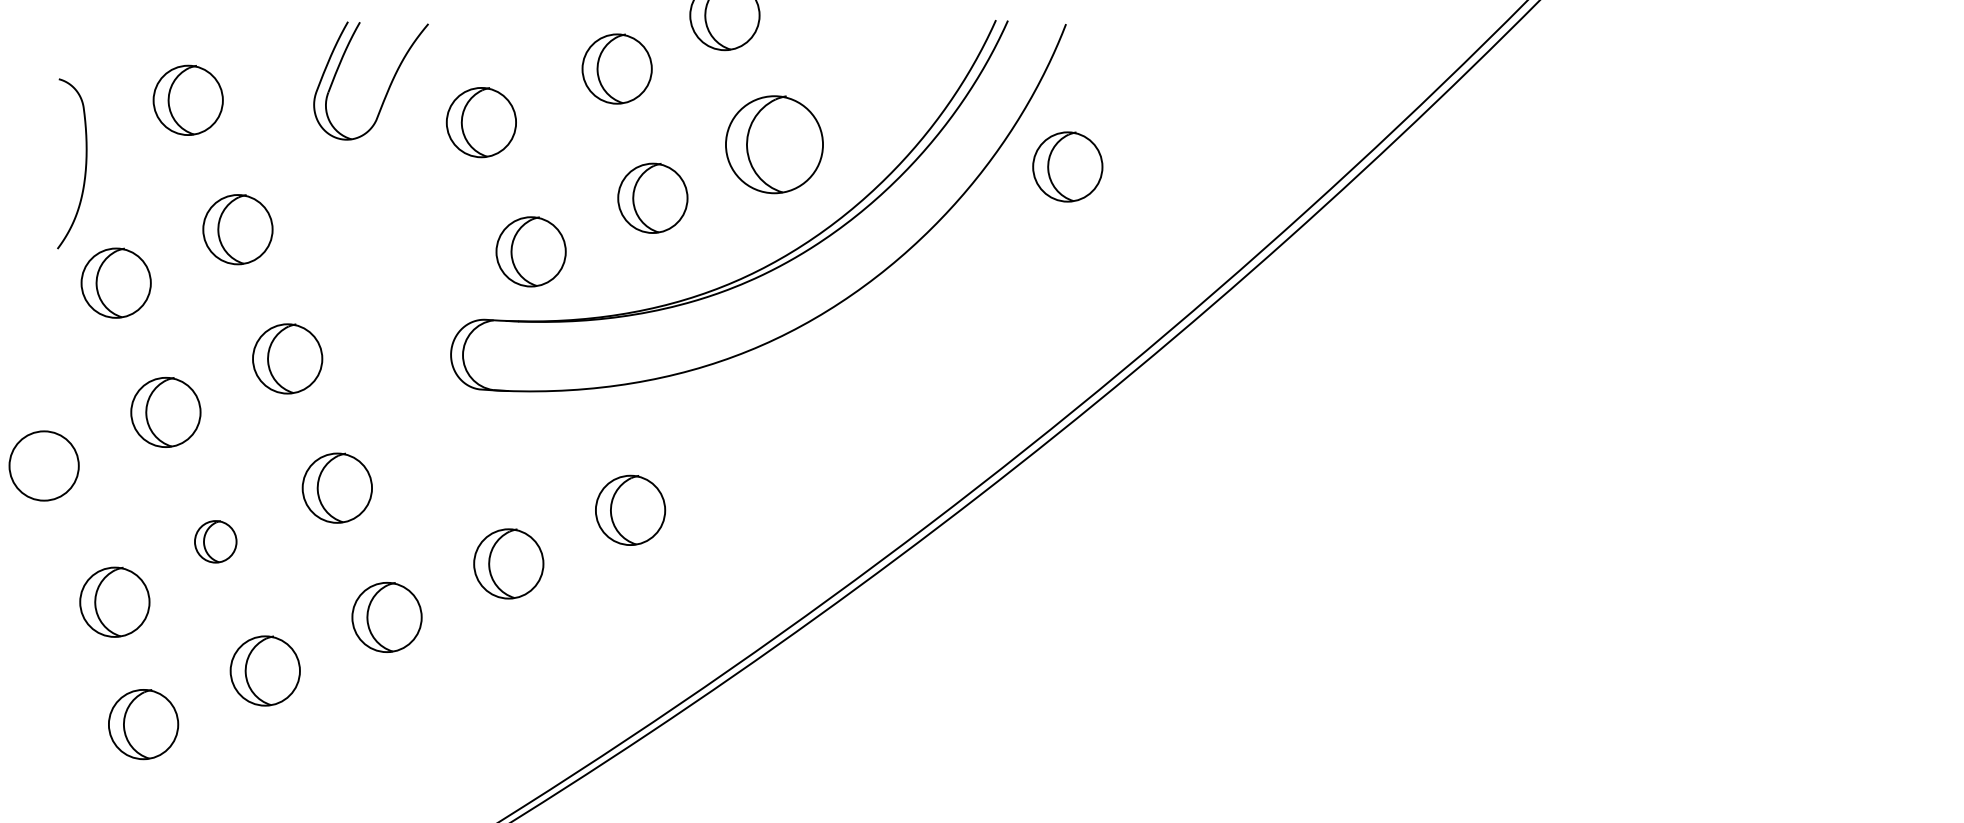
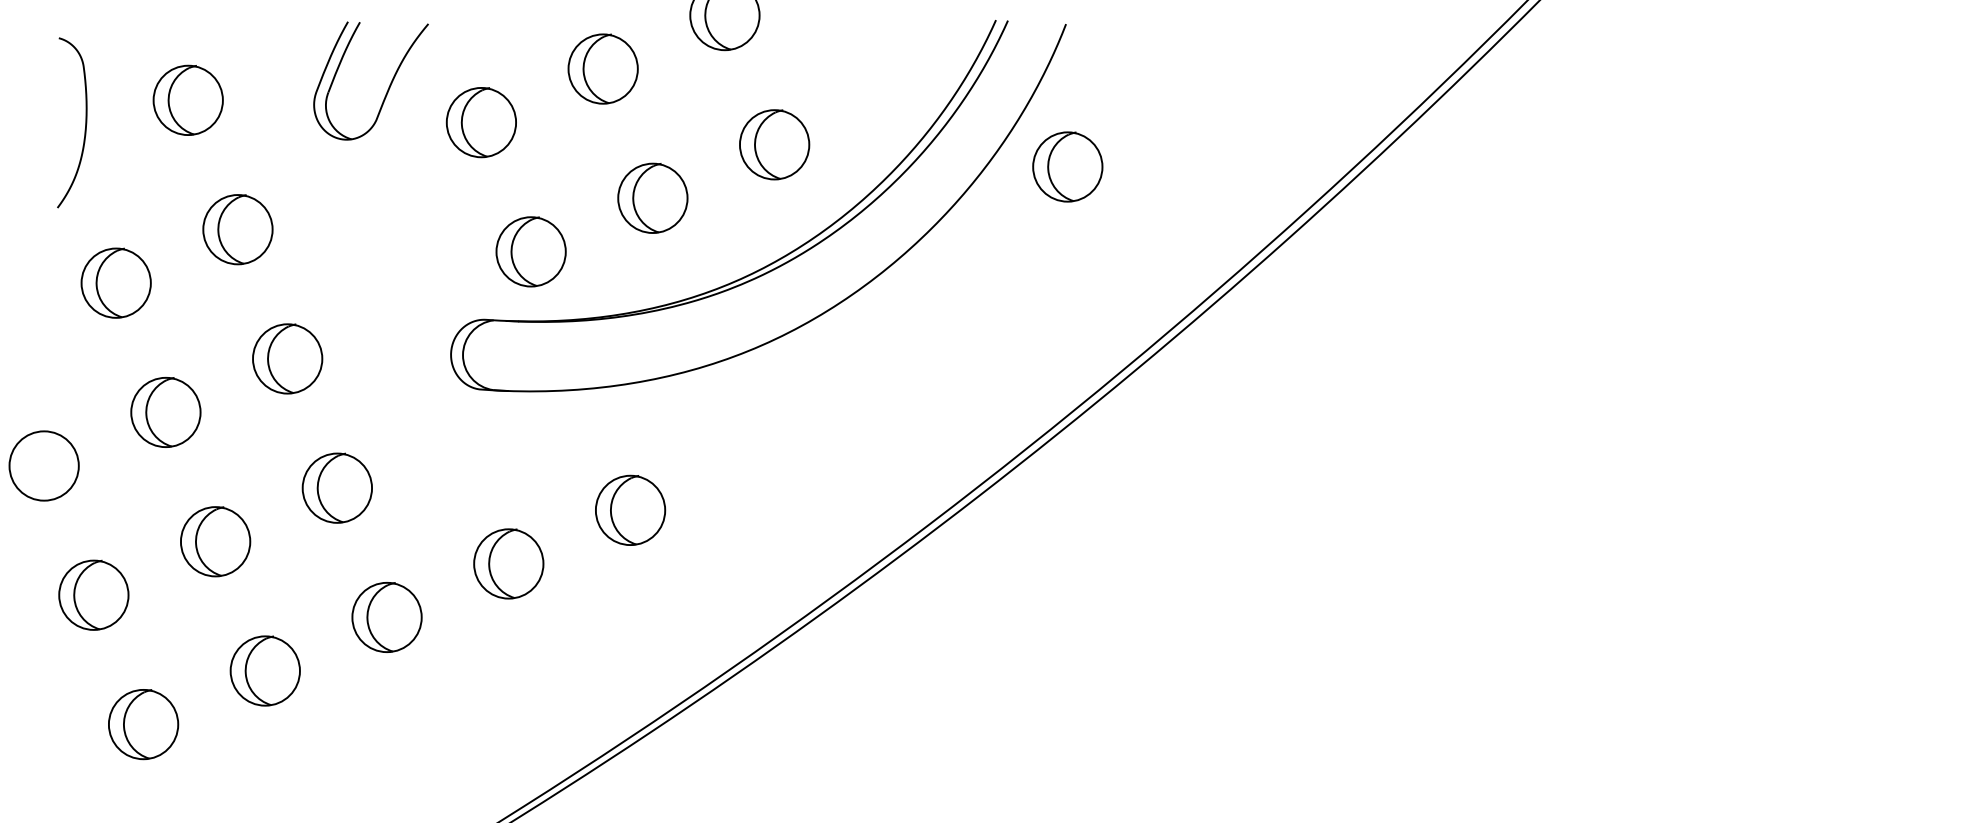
part position: (616, 68) -> (602, 68) (602, 68)
part size: 99x100 px -> 72x72 px (774, 144)
curve position: (85, 163) -> (85, 122) (85, 122)
part size: 44x44 px -> 72x72 px (215, 541)
part position: (114, 601) -> (93, 594) (93, 594)
